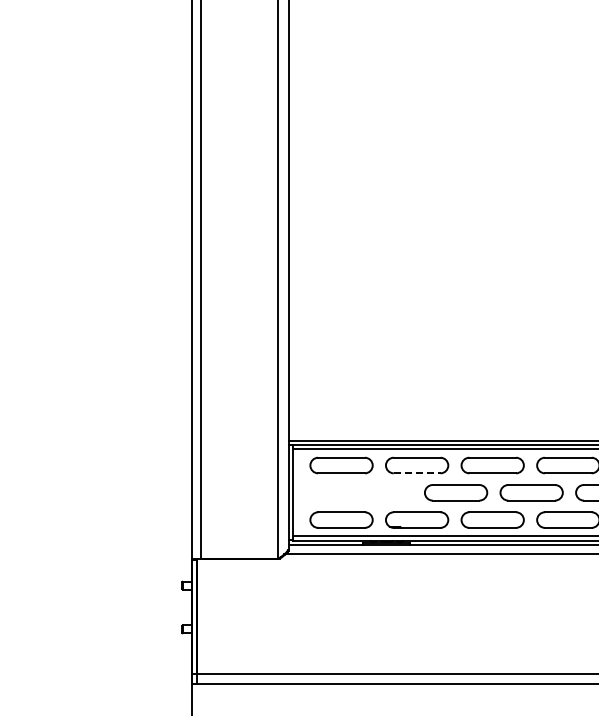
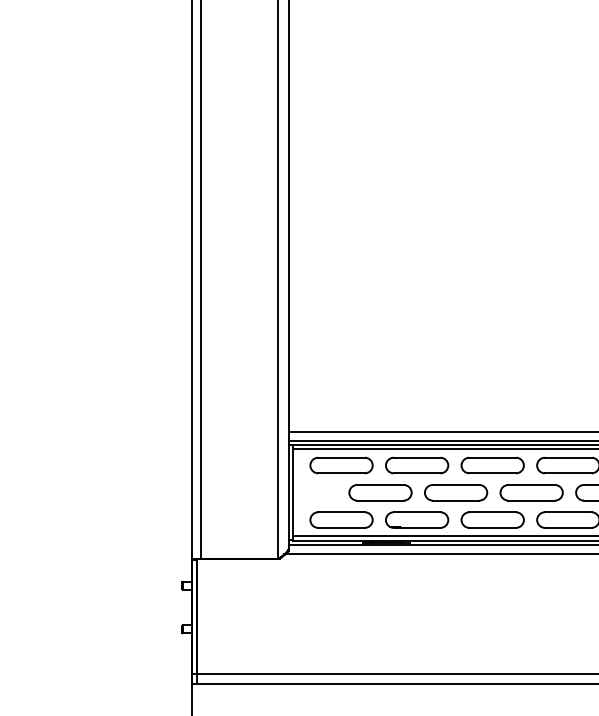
line: none -> present (441, 431)
line: dashed -> solid (417, 473)
part: none -> present (380, 492)
